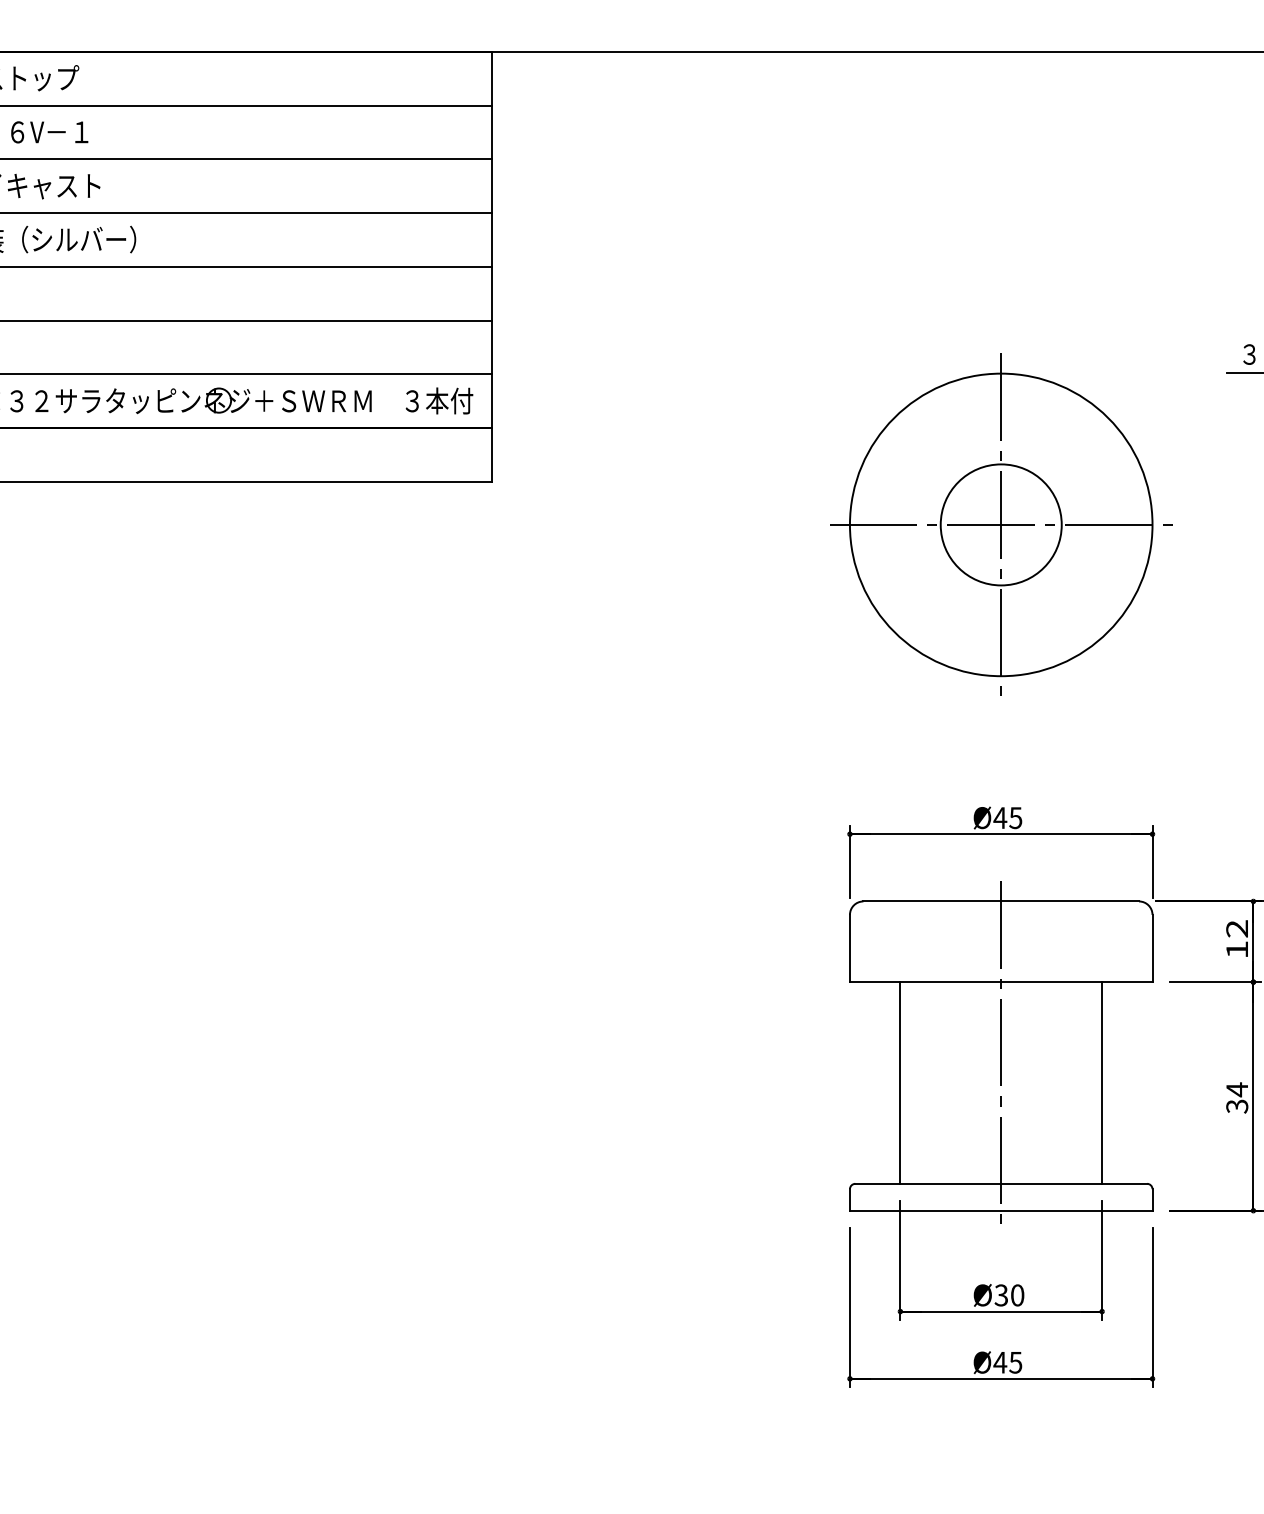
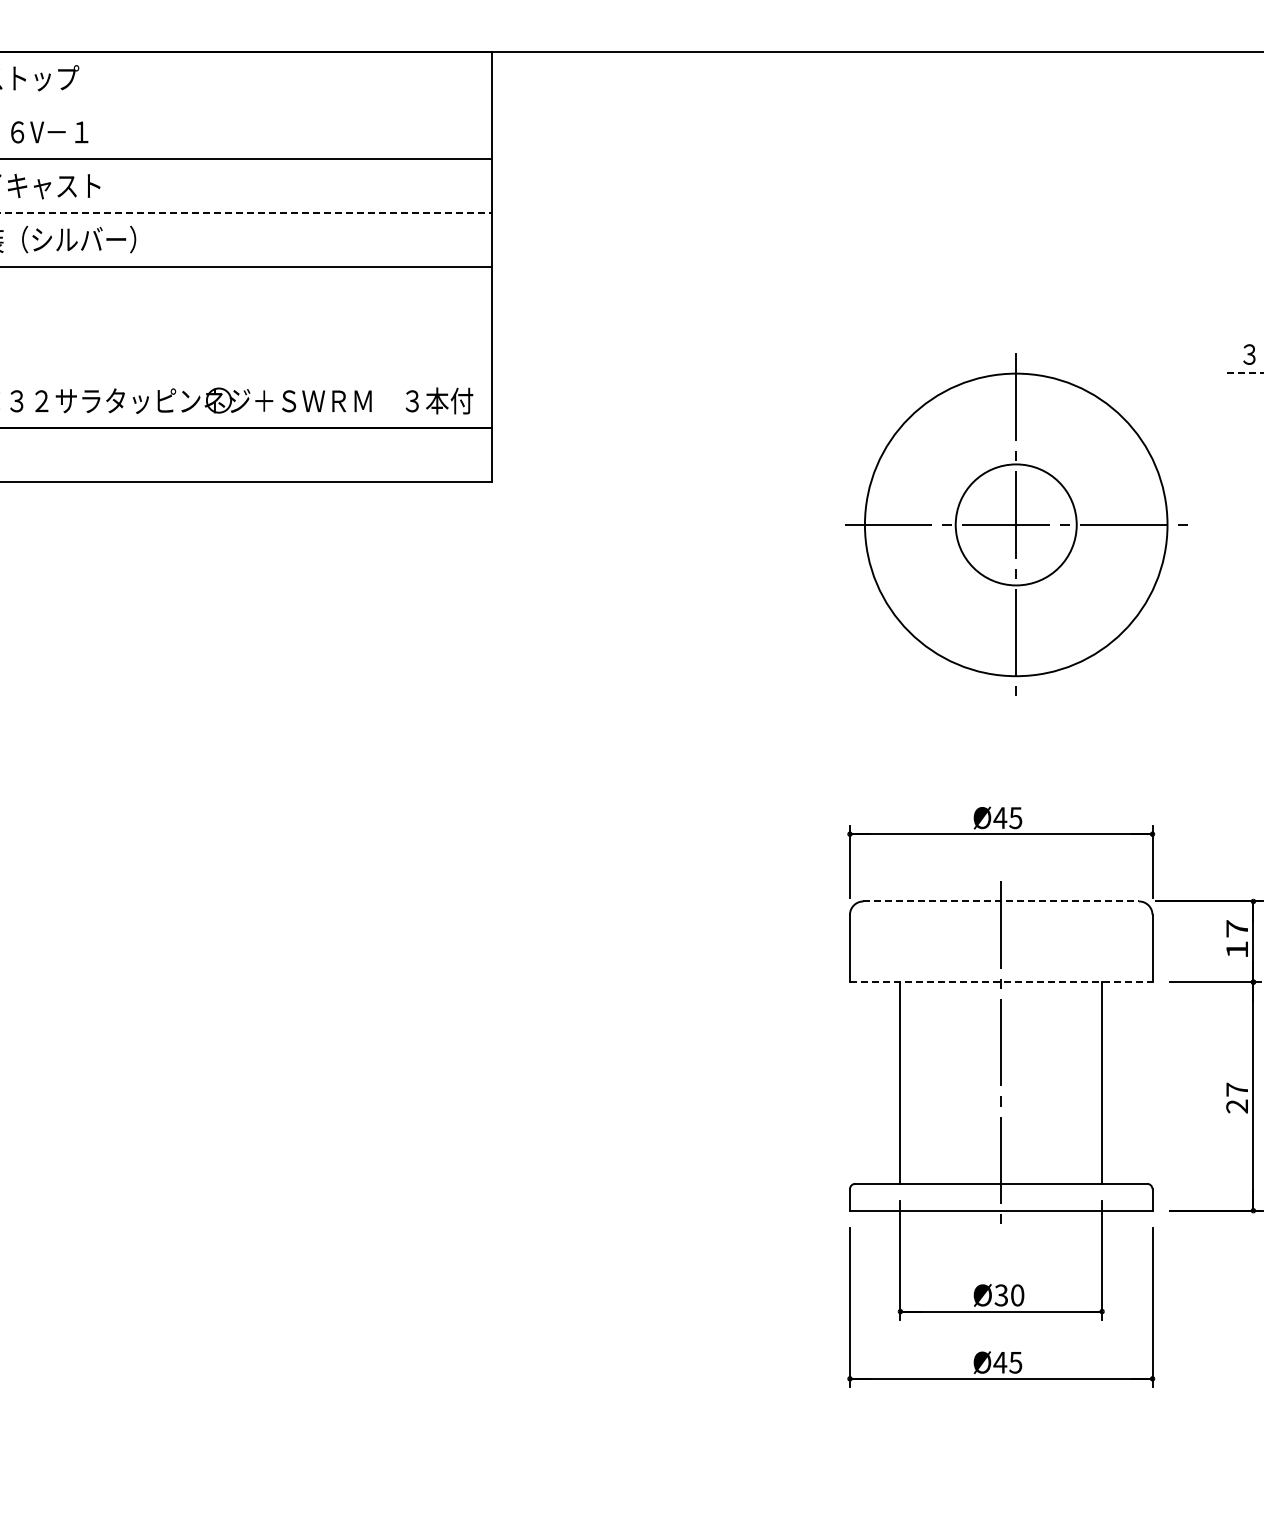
line: present -> none (246, 105)
line: solid -> dashed (245, 213)
line: present -> none (246, 320)
line: solid -> dashed (1245, 373)
line: present -> none (246, 374)
part position: (1001, 524) -> (1016, 524) (1016, 524)
line: solid -> dashed (1001, 901)
text: 12 -> 17 (1236, 928)
line: solid -> dashed (1001, 982)
text: 34 -> 27 (1237, 1097)
